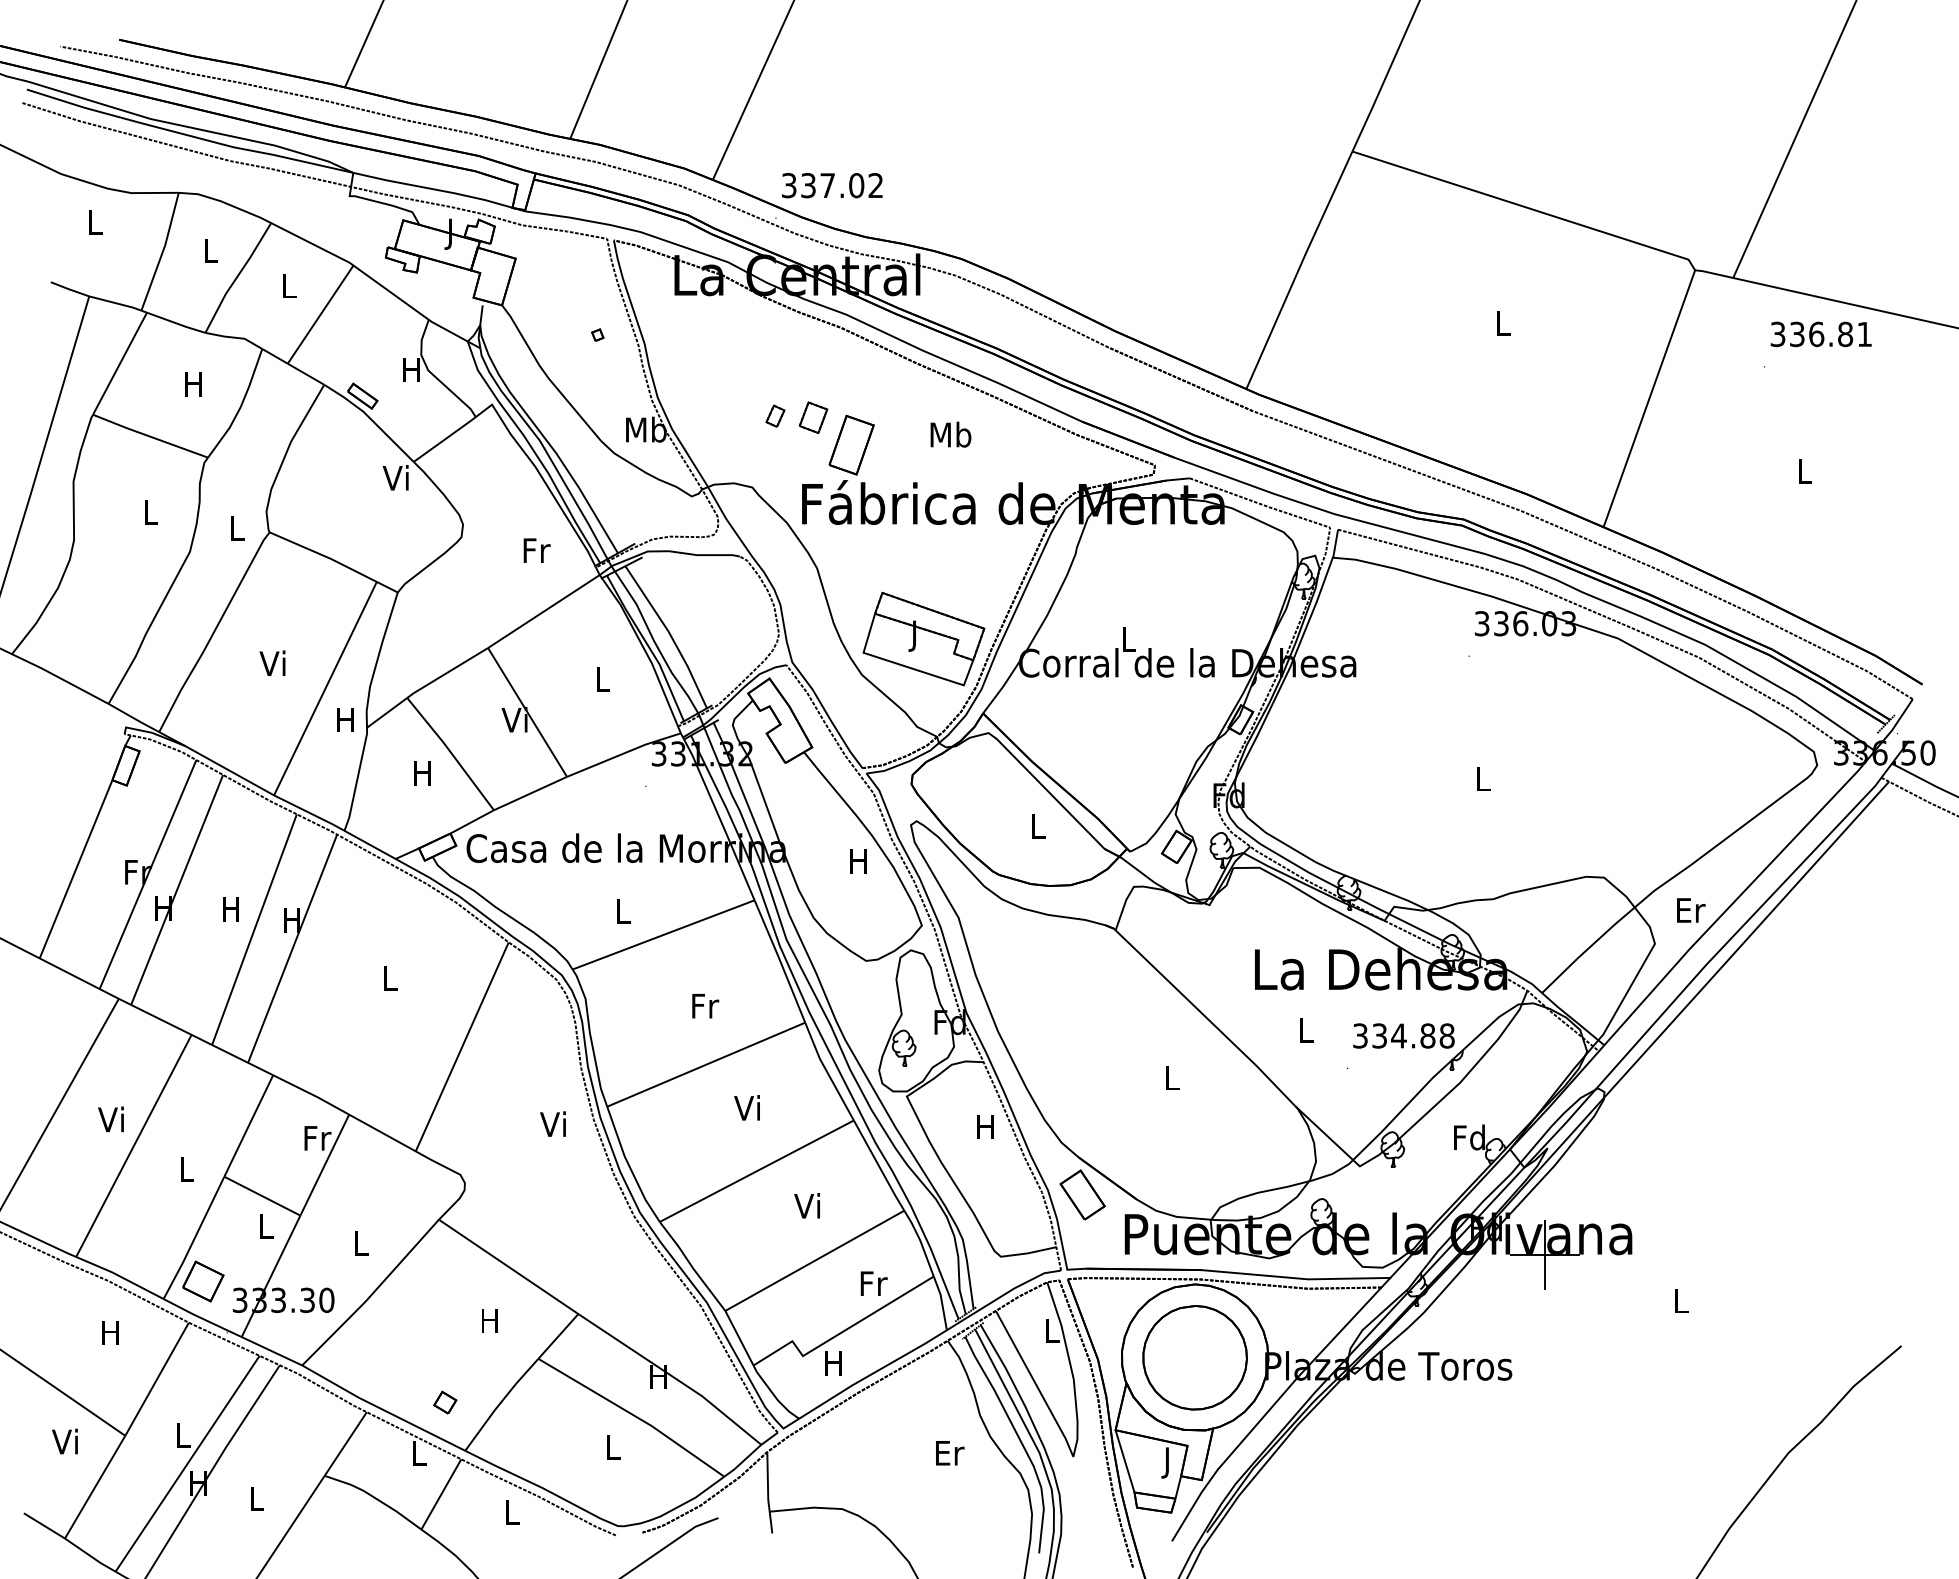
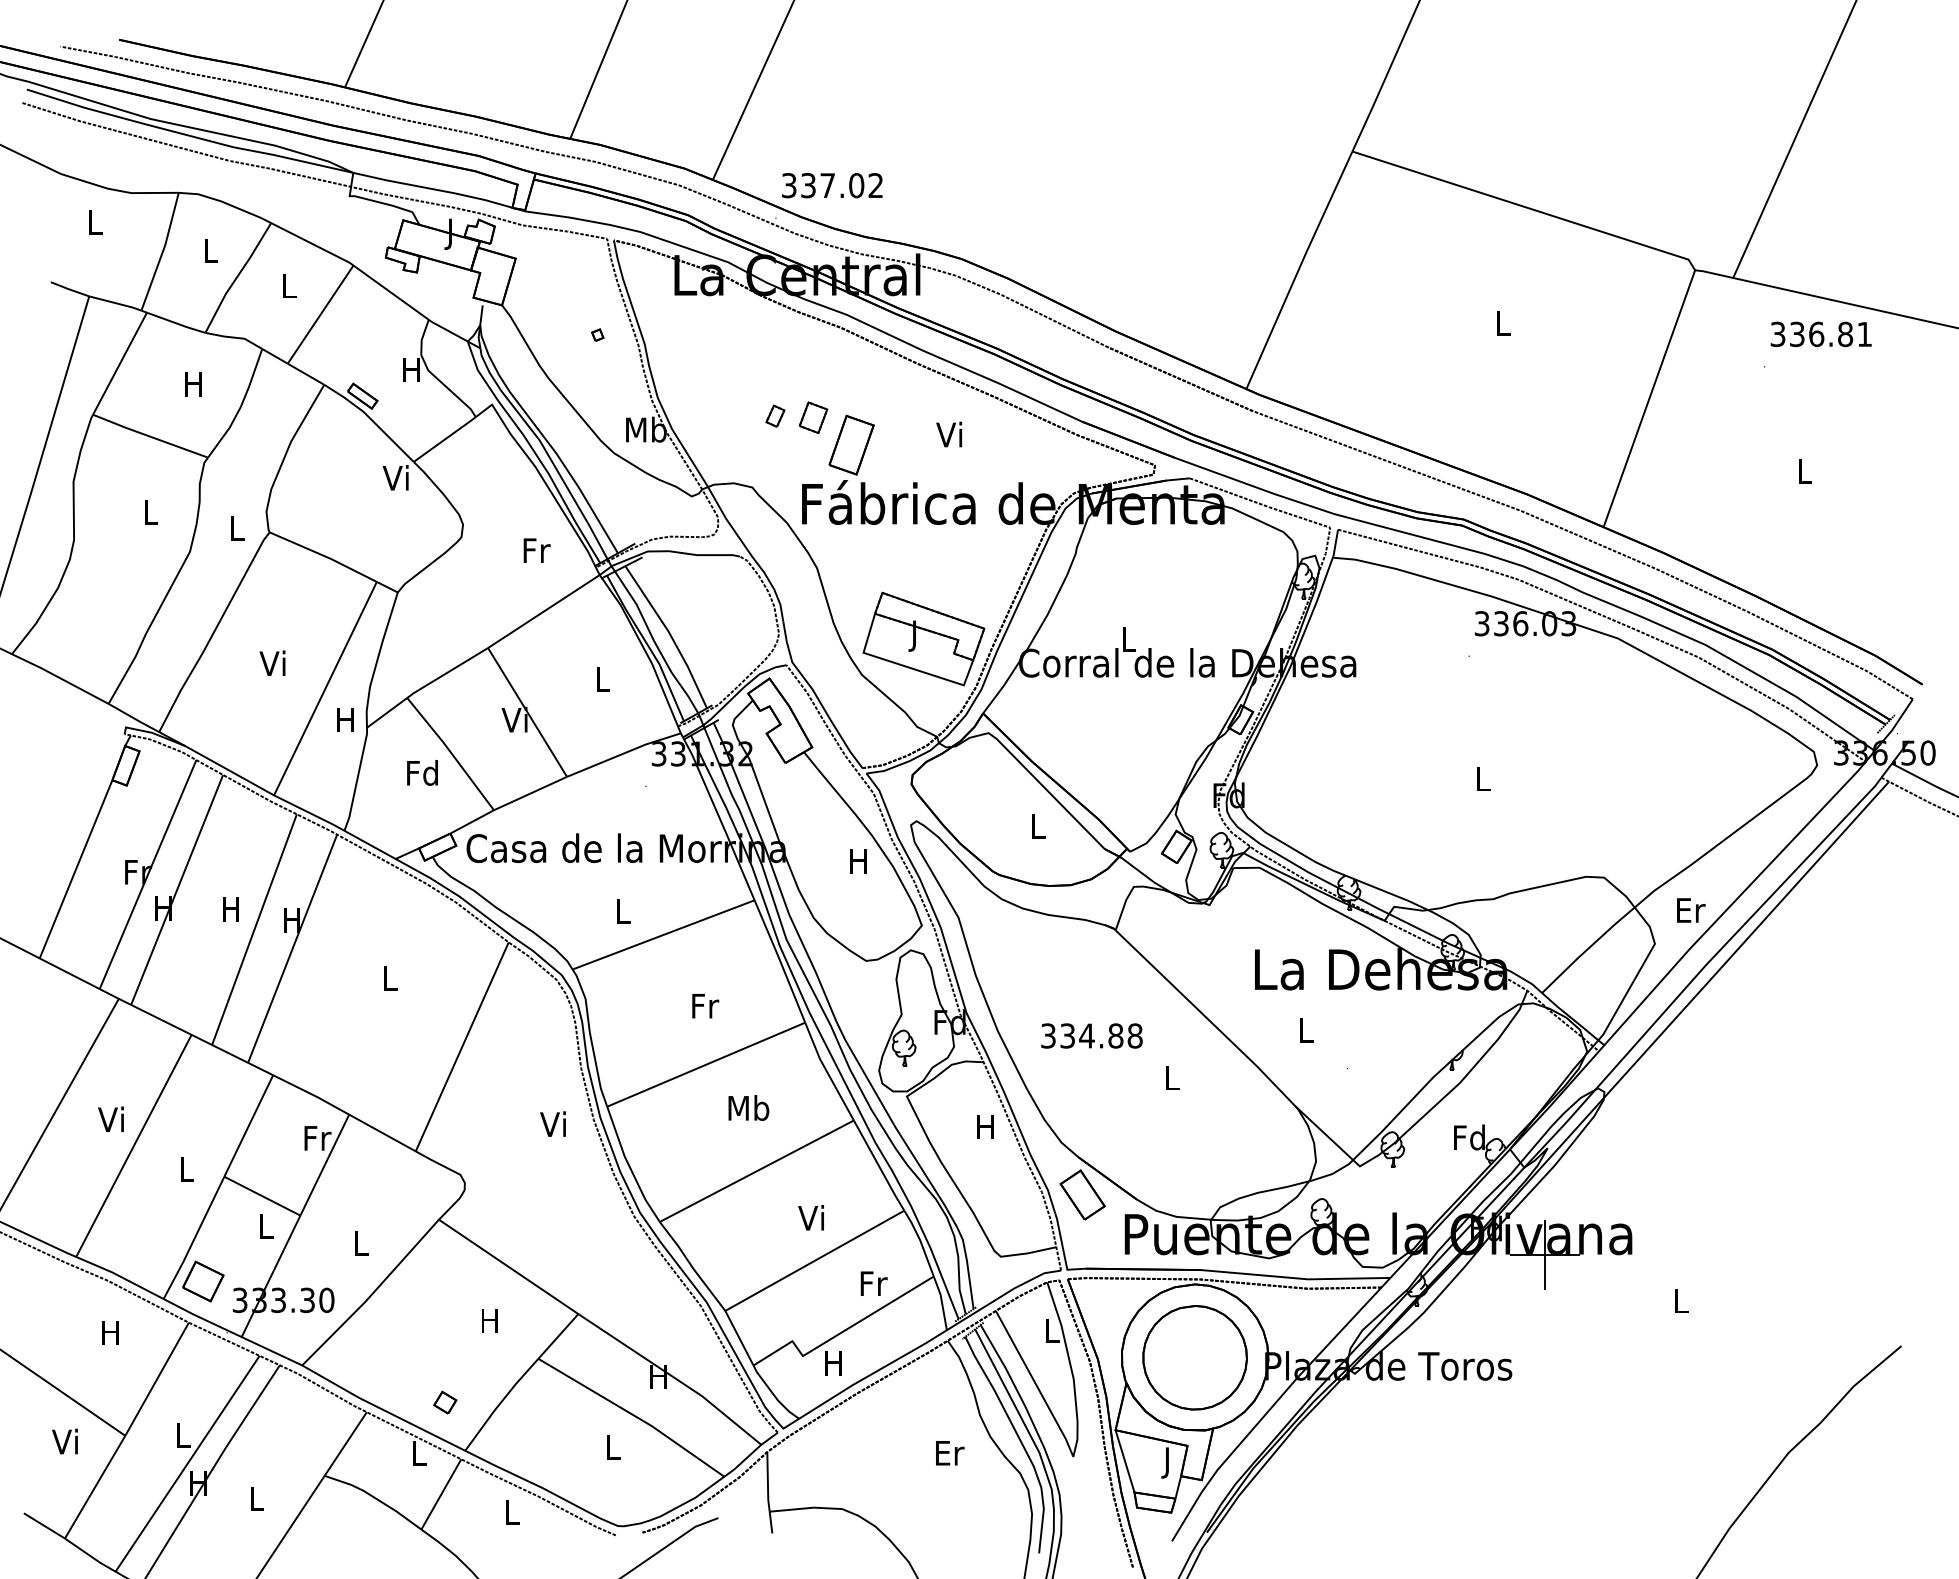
text: Mb -> Vi (950, 434)
text: H -> Fd (422, 772)
text position: (1403, 1035) -> (1091, 1035) (1091, 1035)
text: Vi -> Mb (748, 1107)
text position: (806, 1205) -> (810, 1217) (810, 1217)
